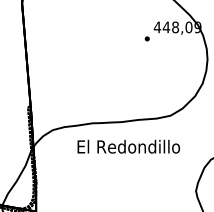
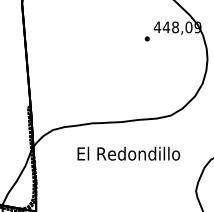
text position: (128, 146) -> (128, 153) (128, 153)
